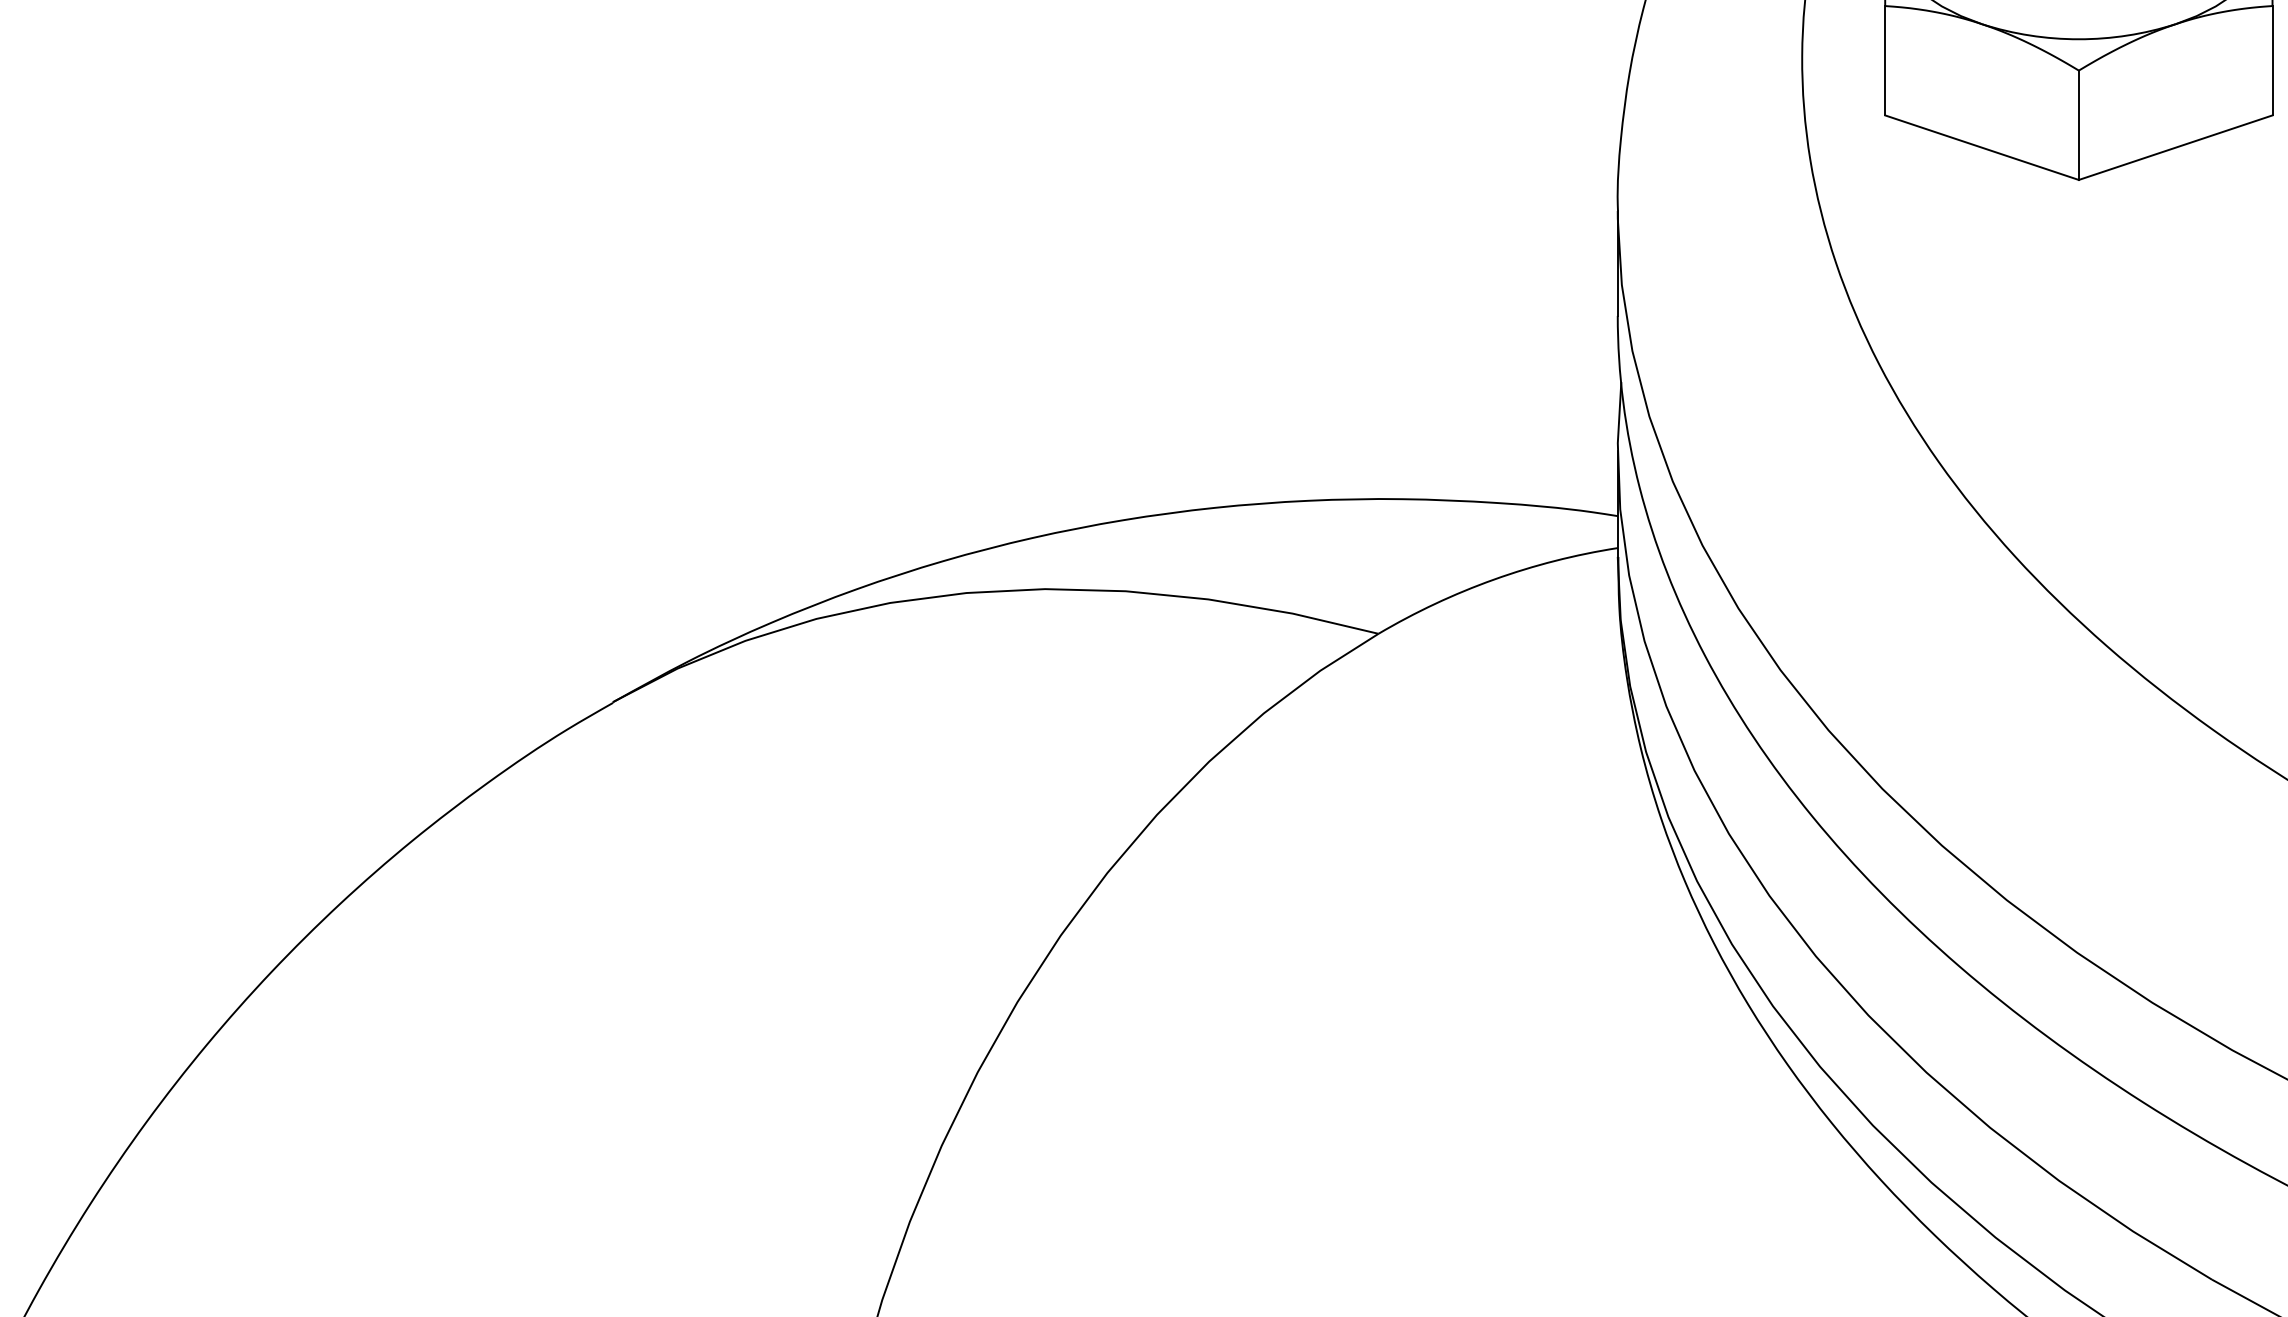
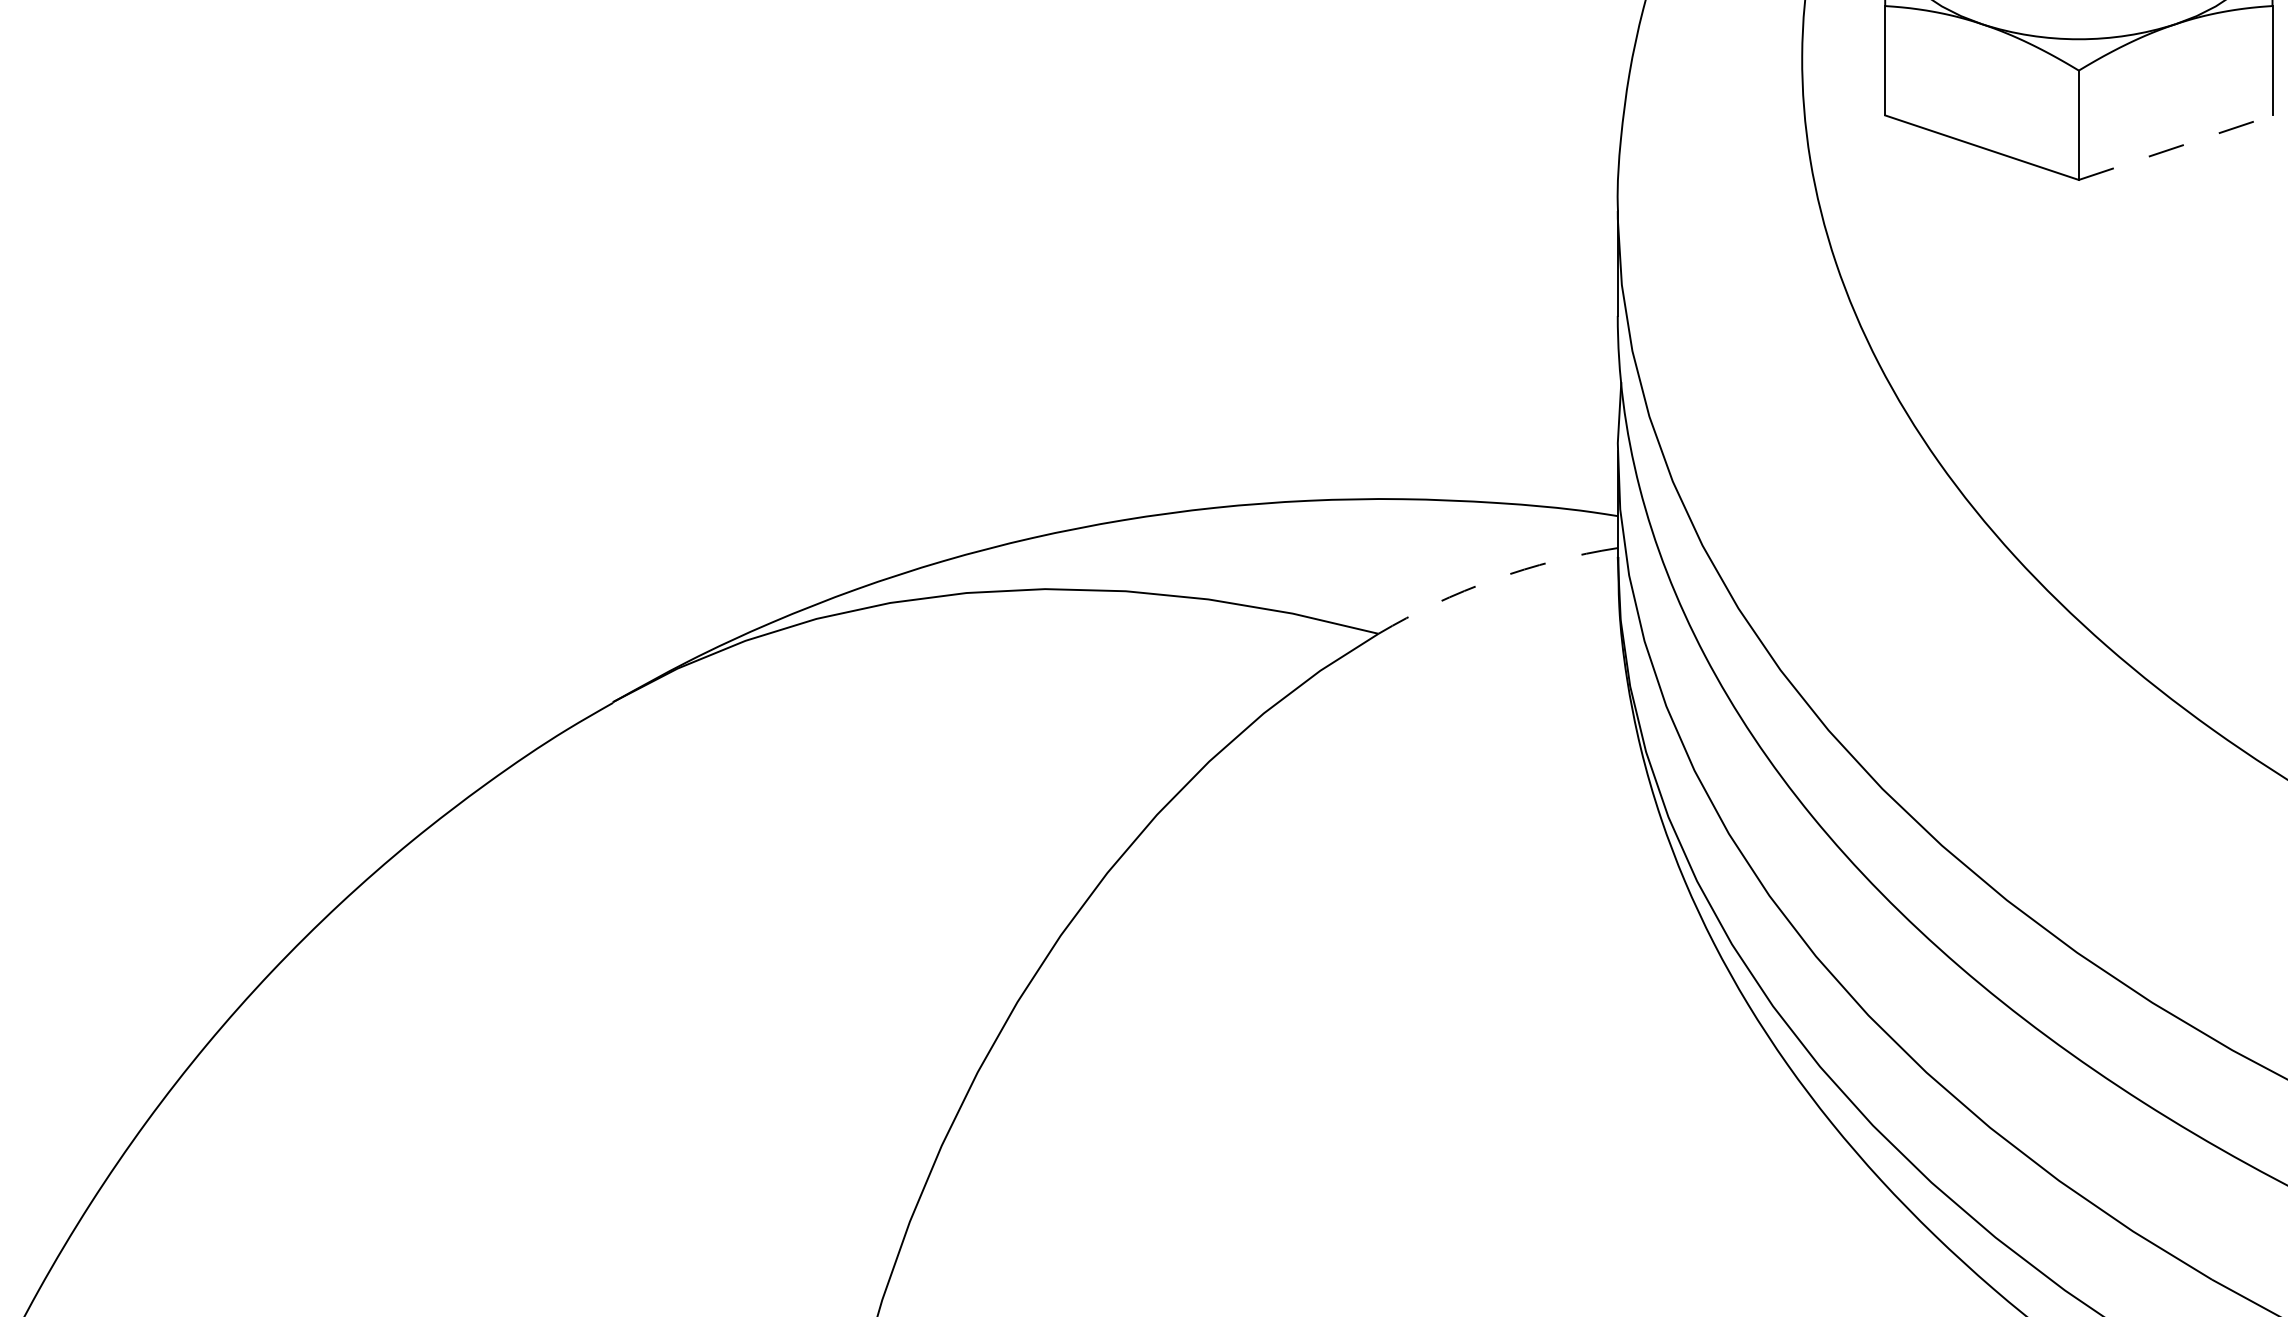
line: solid -> dashed (2176, 147)
arc: solid -> dashed (1494, 579)
